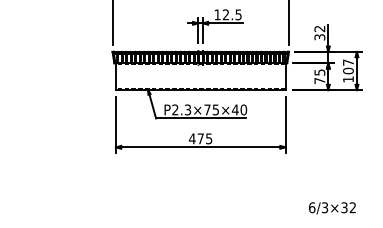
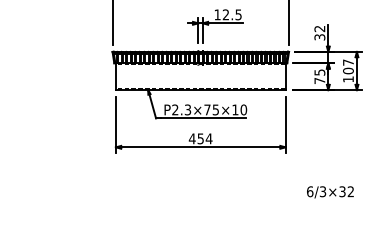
text: P2.3×75×40 -> P2.3×75×10 (235, 109)
text: 475 -> 454 (204, 138)
text position: (332, 208) -> (330, 192) (330, 192)
